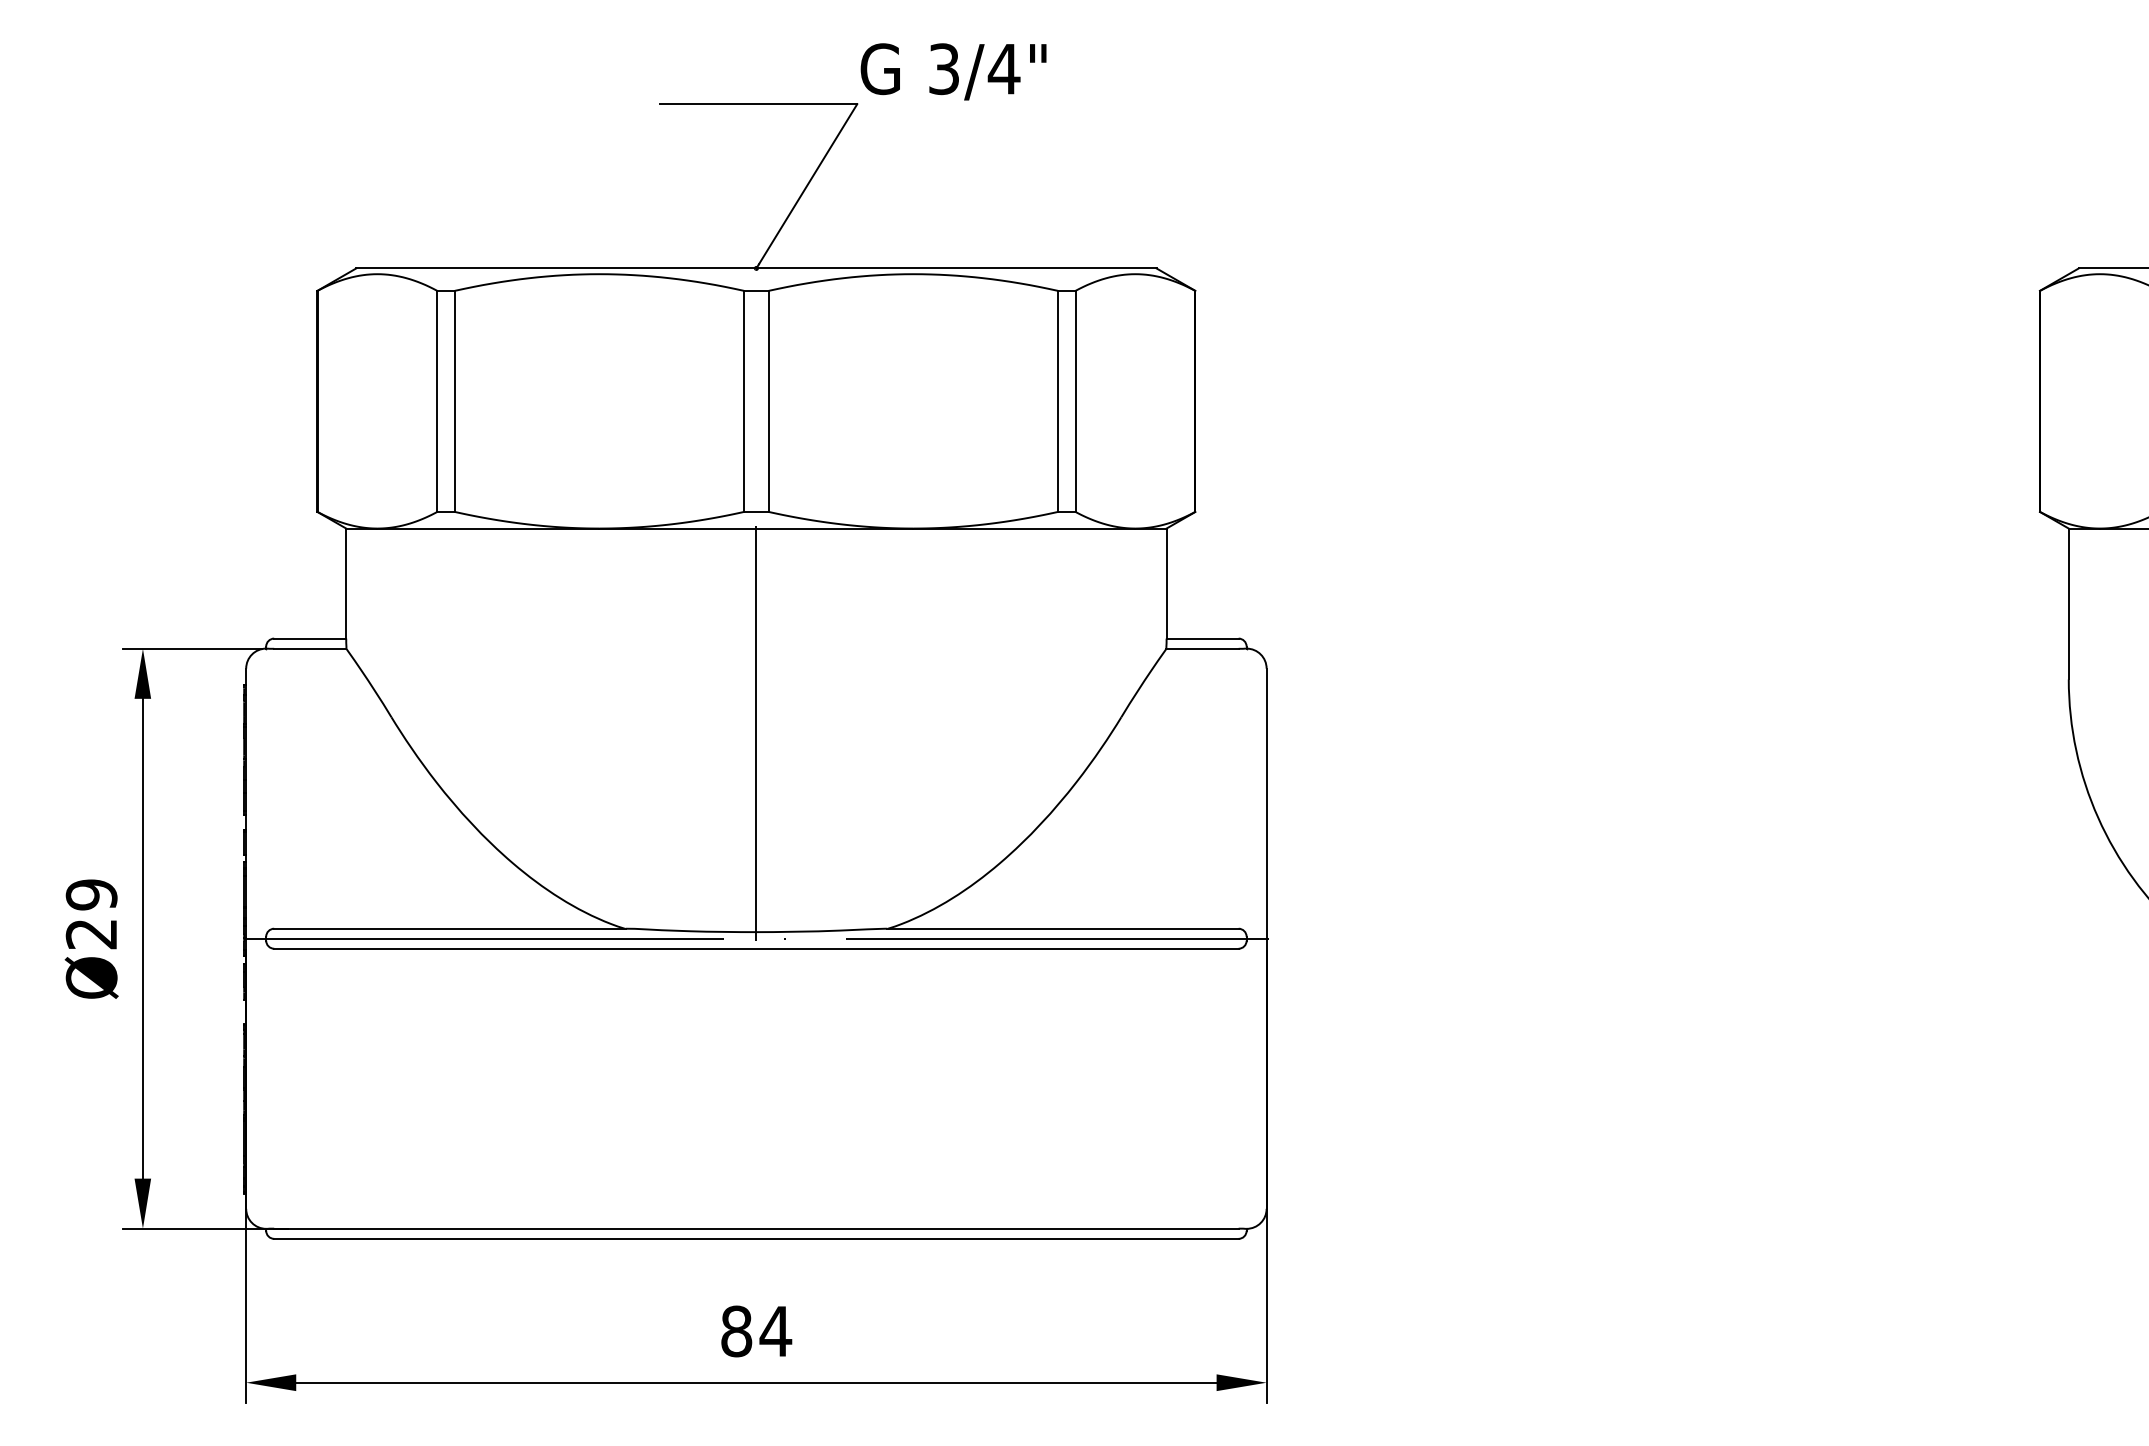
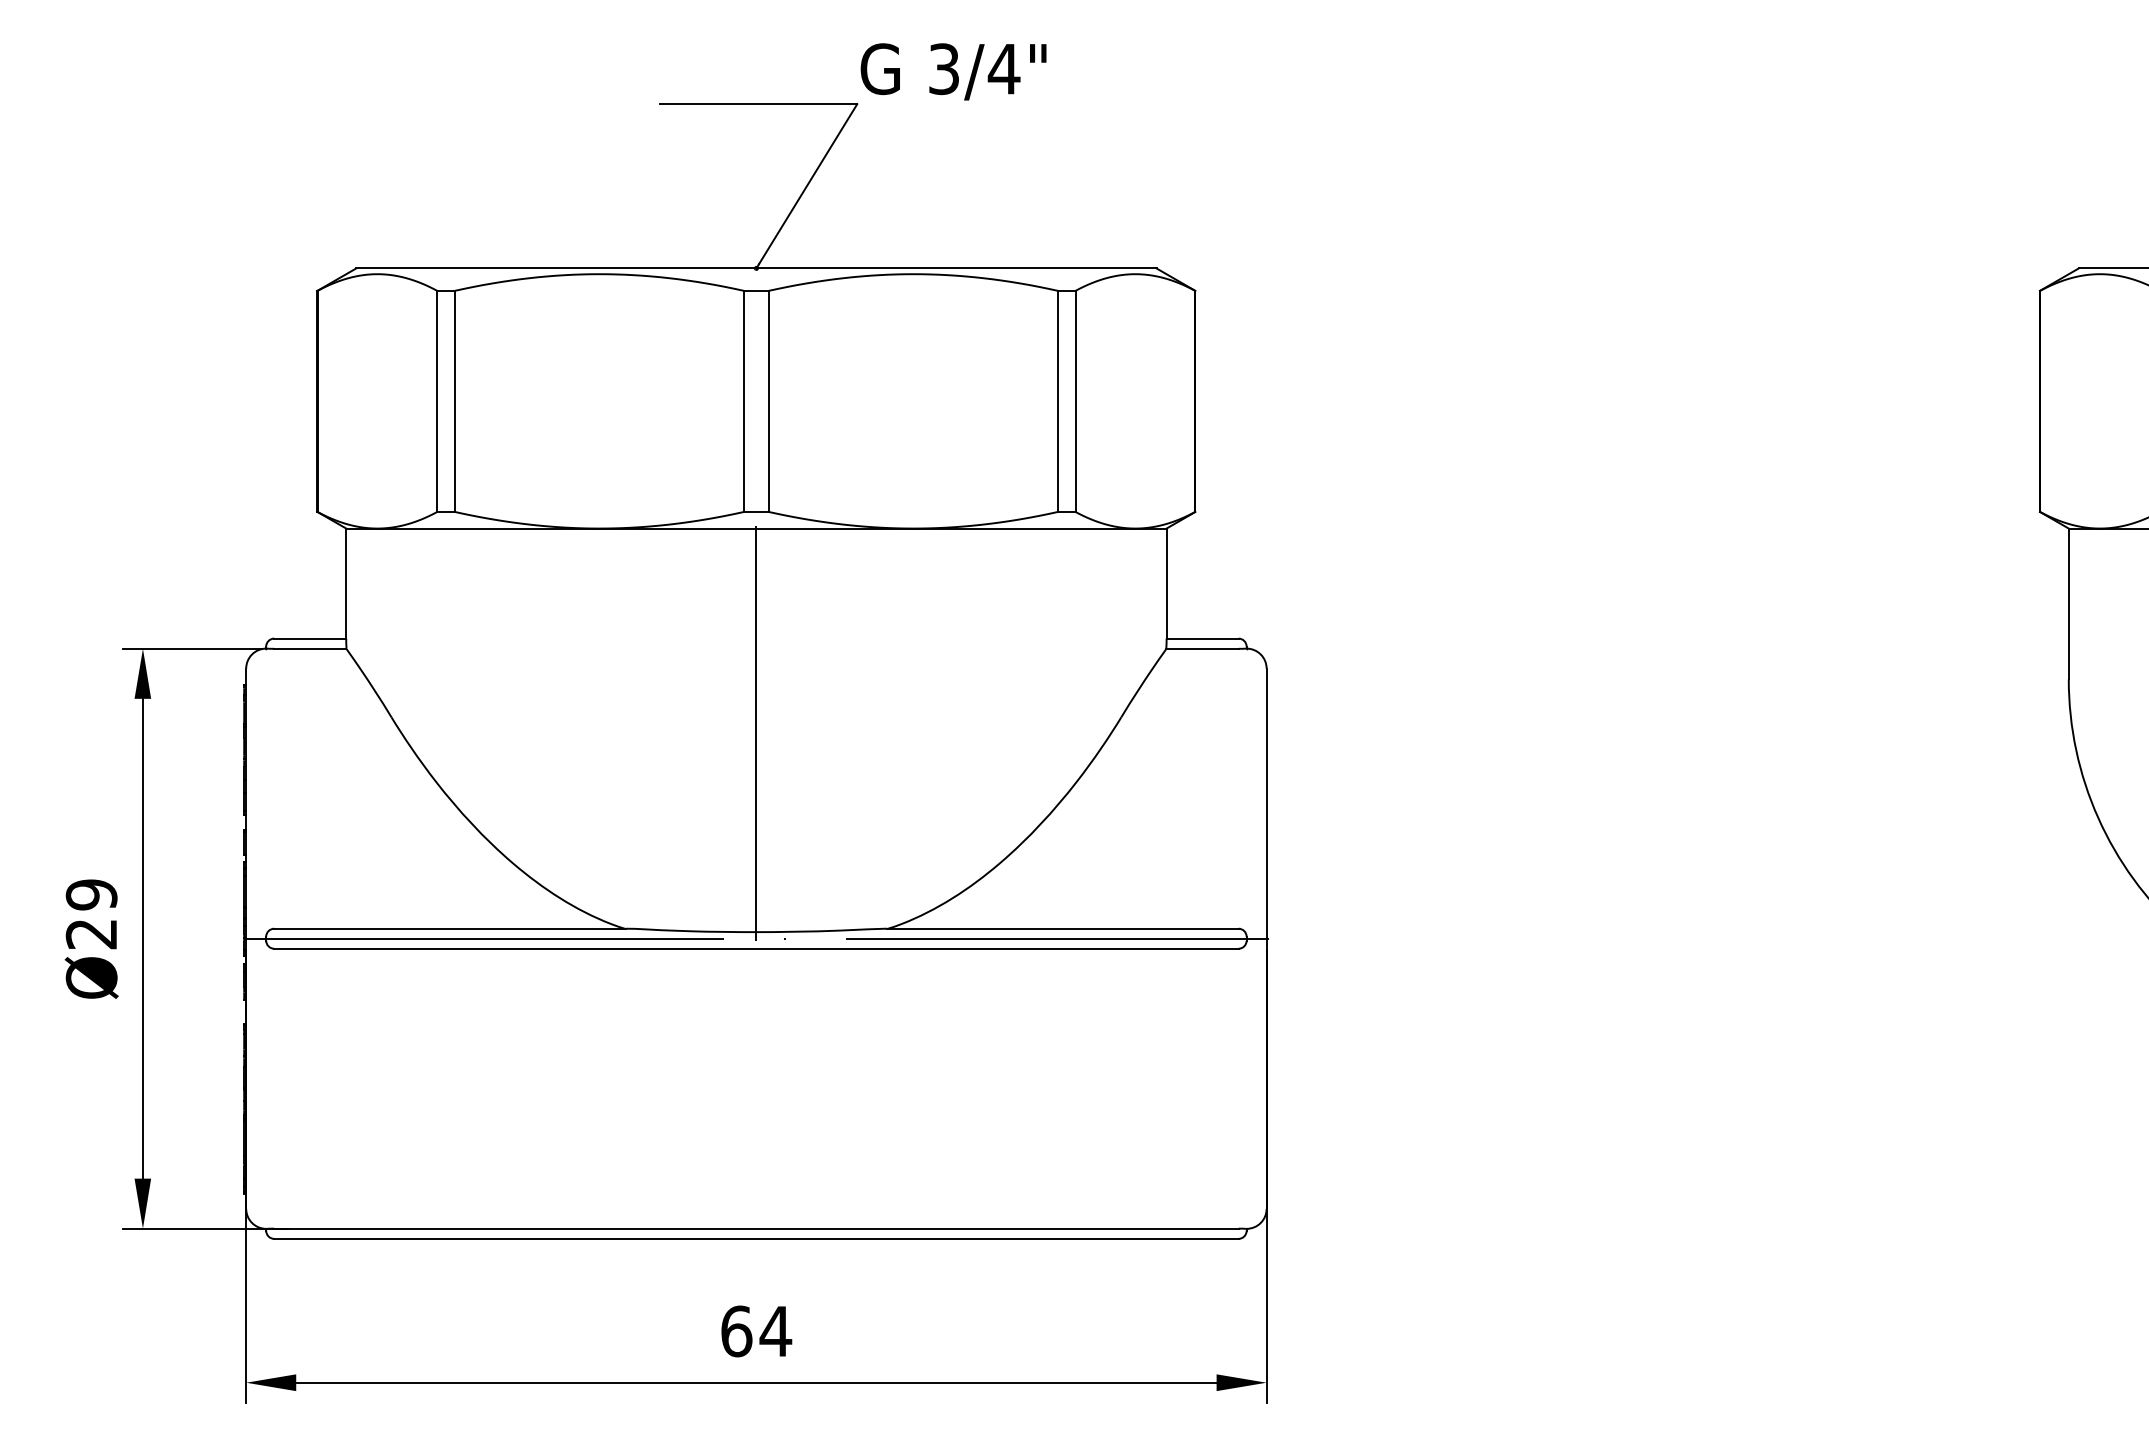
text: 84 -> 64 (736, 1331)
